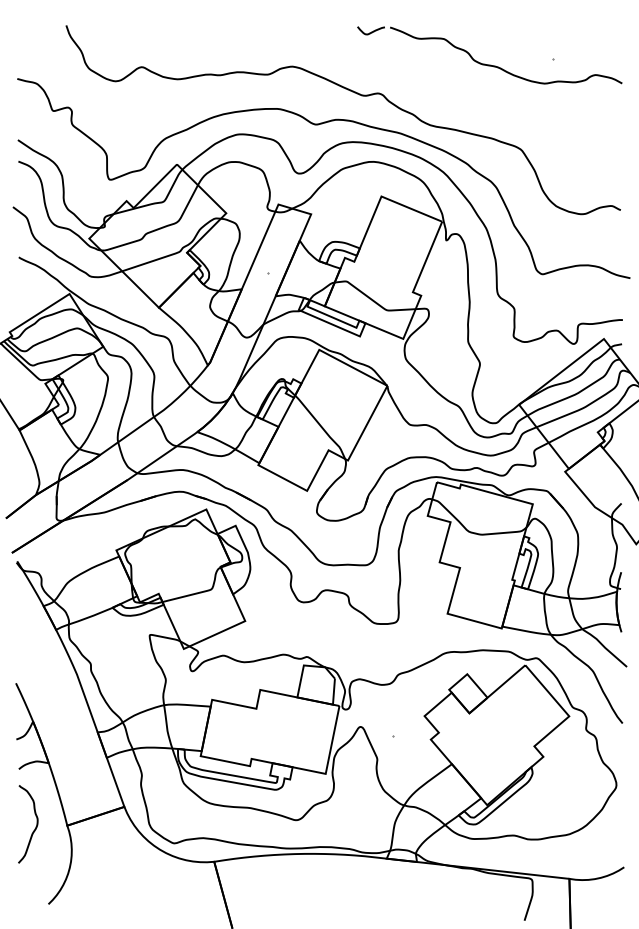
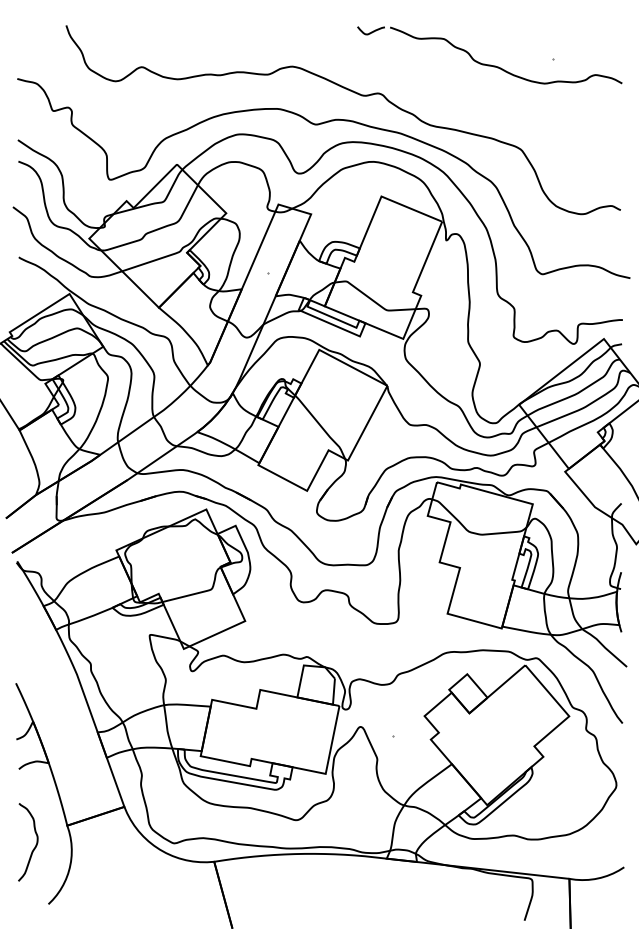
curve position: (34, 828) -> (34, 846) (34, 846)
